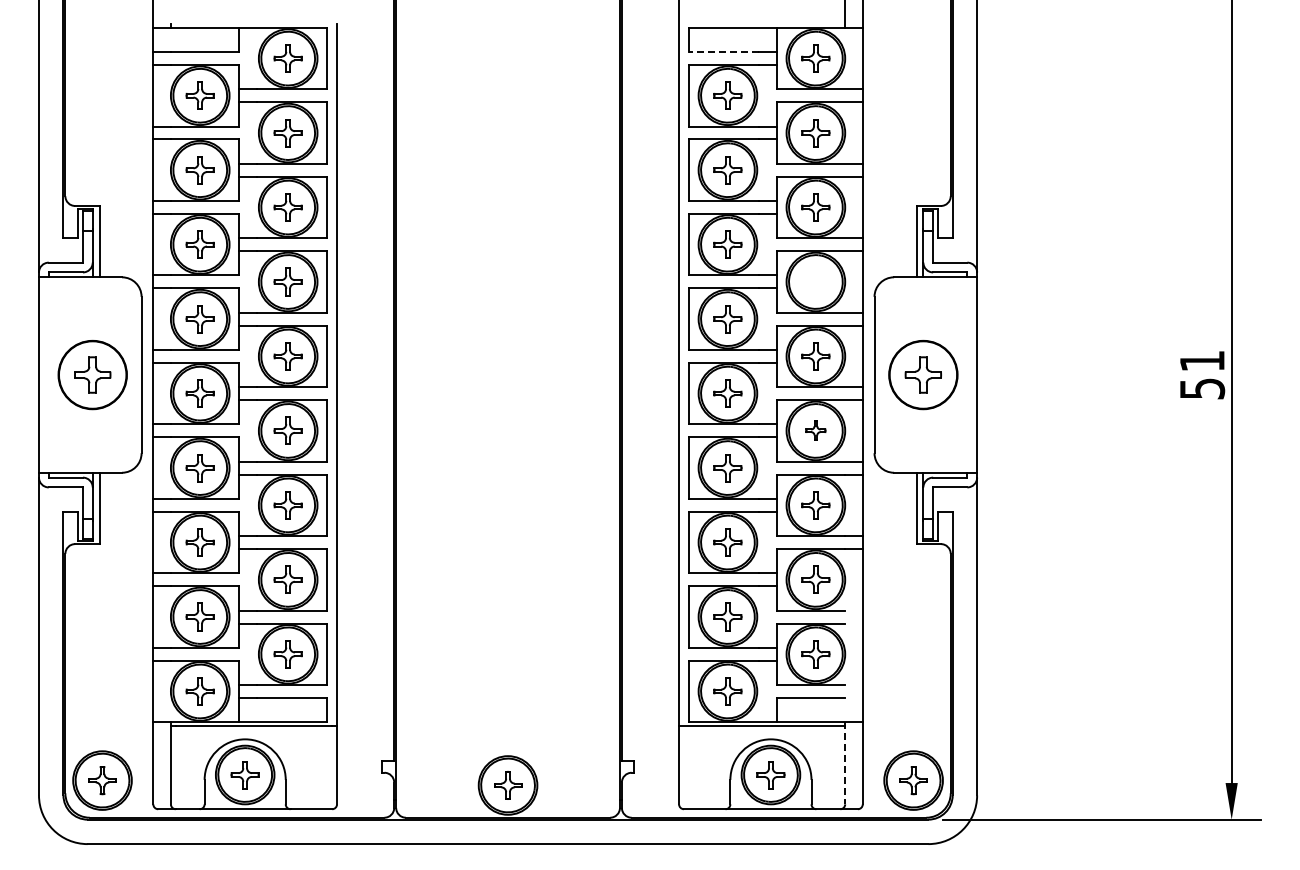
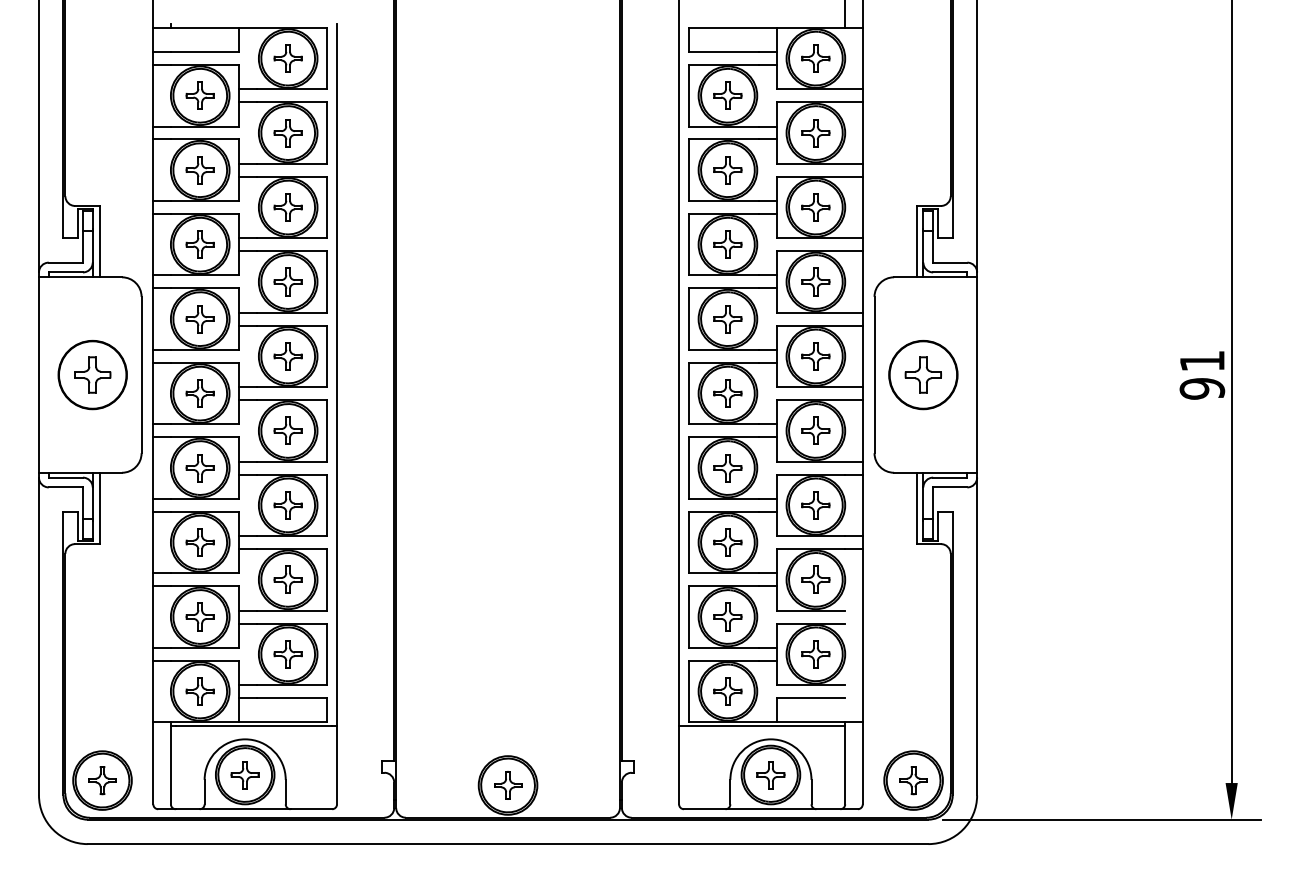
line: dashed -> solid (723, 52)
part: none -> present (815, 281)
text: 51 -> 91 (1201, 388)
part size: 22x21 px -> 30x29 px (815, 430)
line: dashed -> solid (845, 763)
